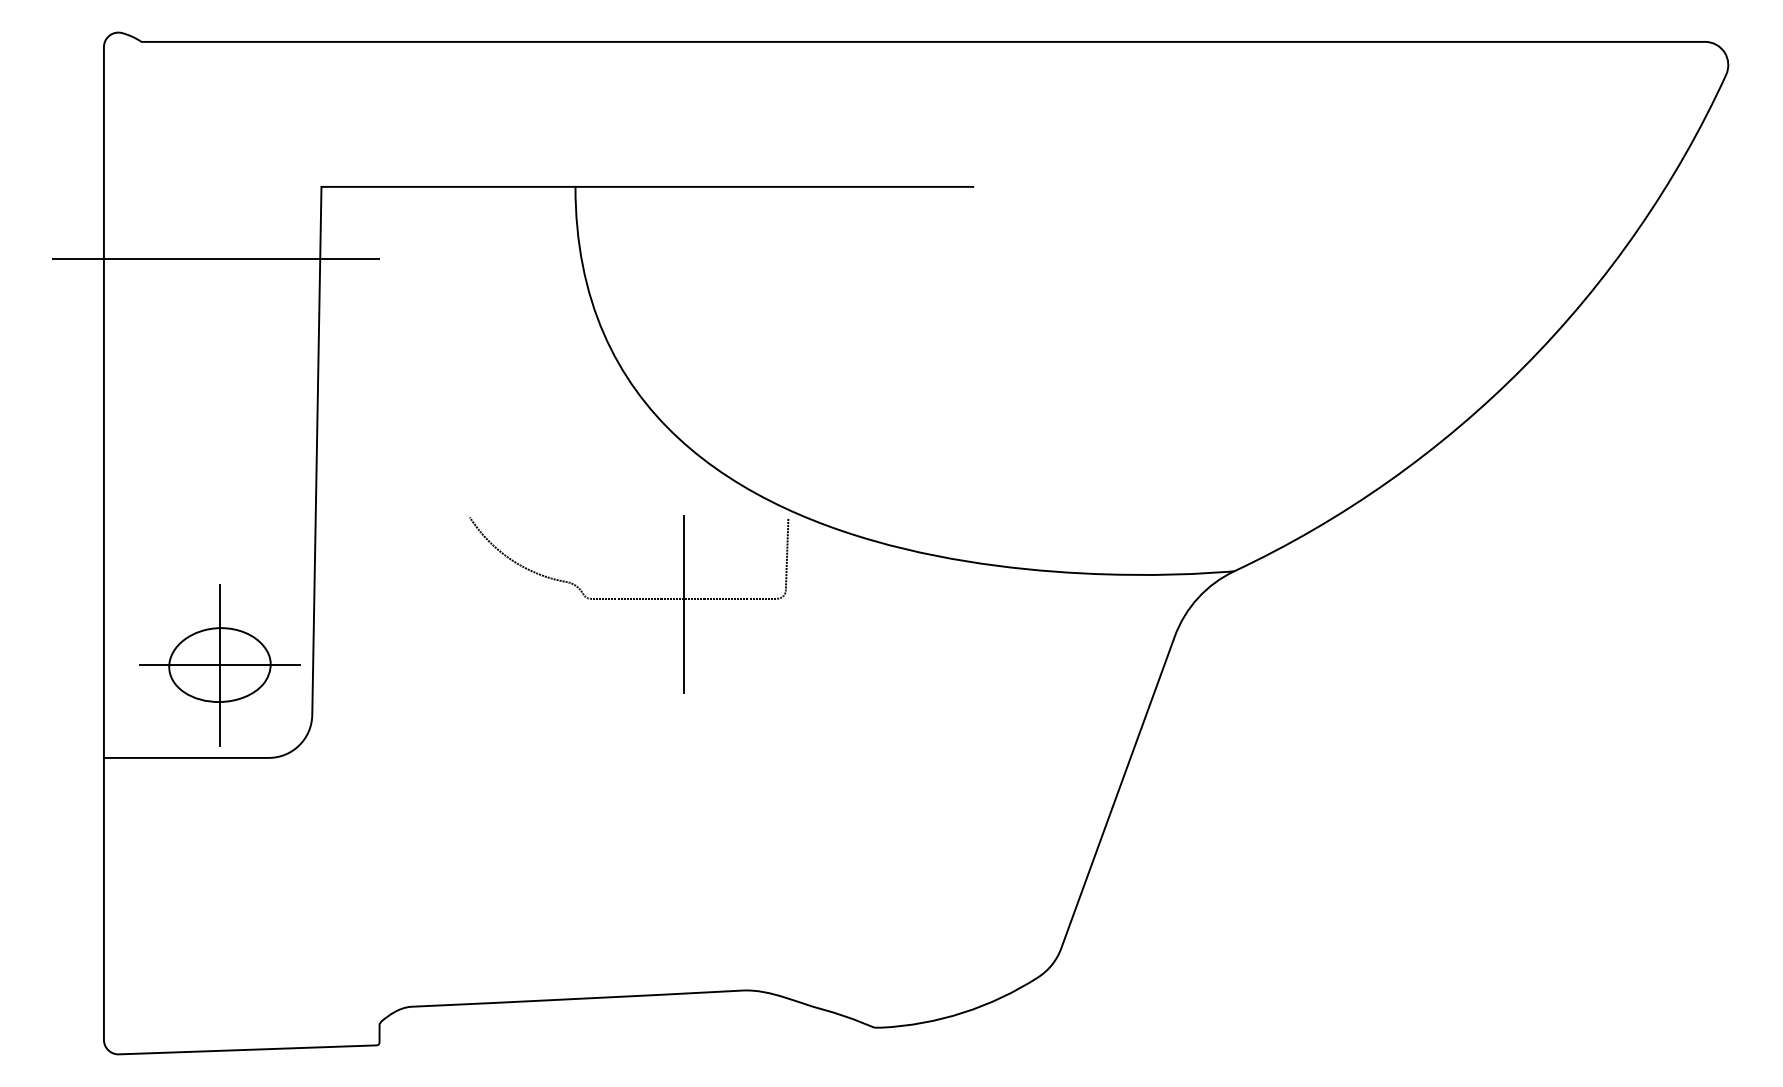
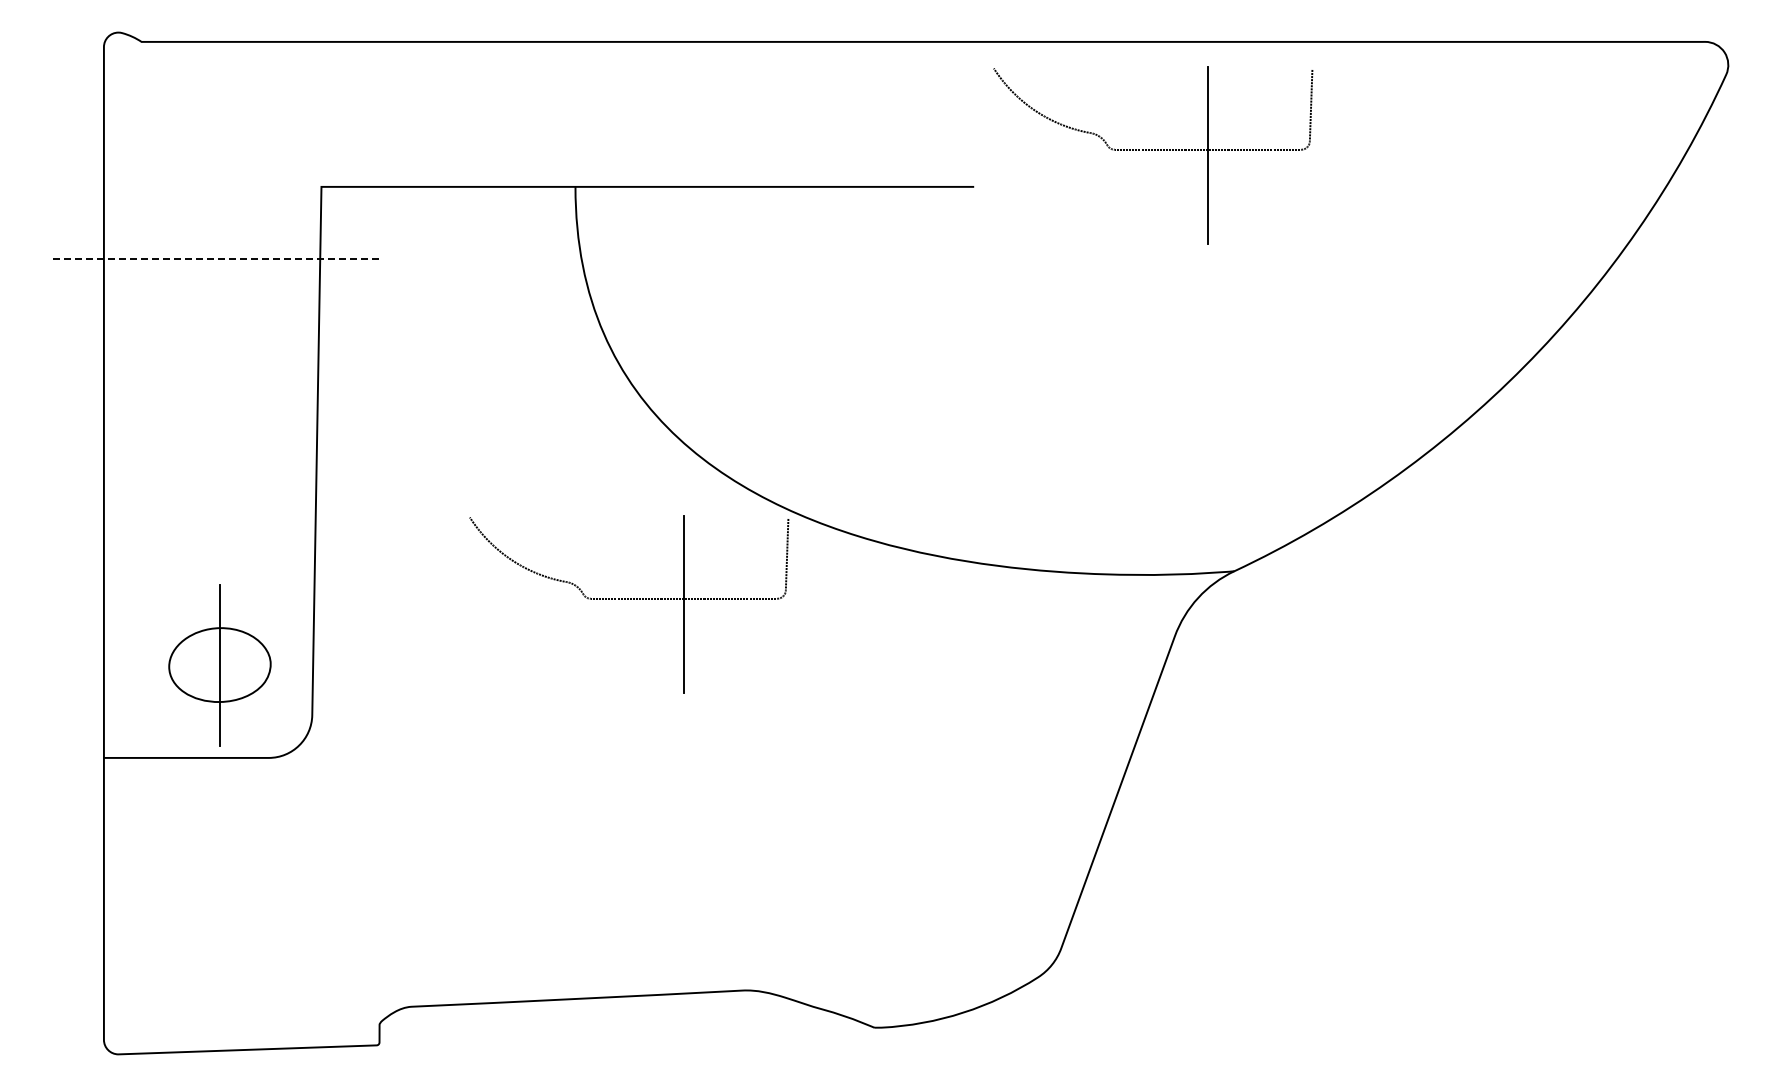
part: none -> present (1153, 155)
line: solid -> dashed (216, 259)
line: present -> none (219, 665)
